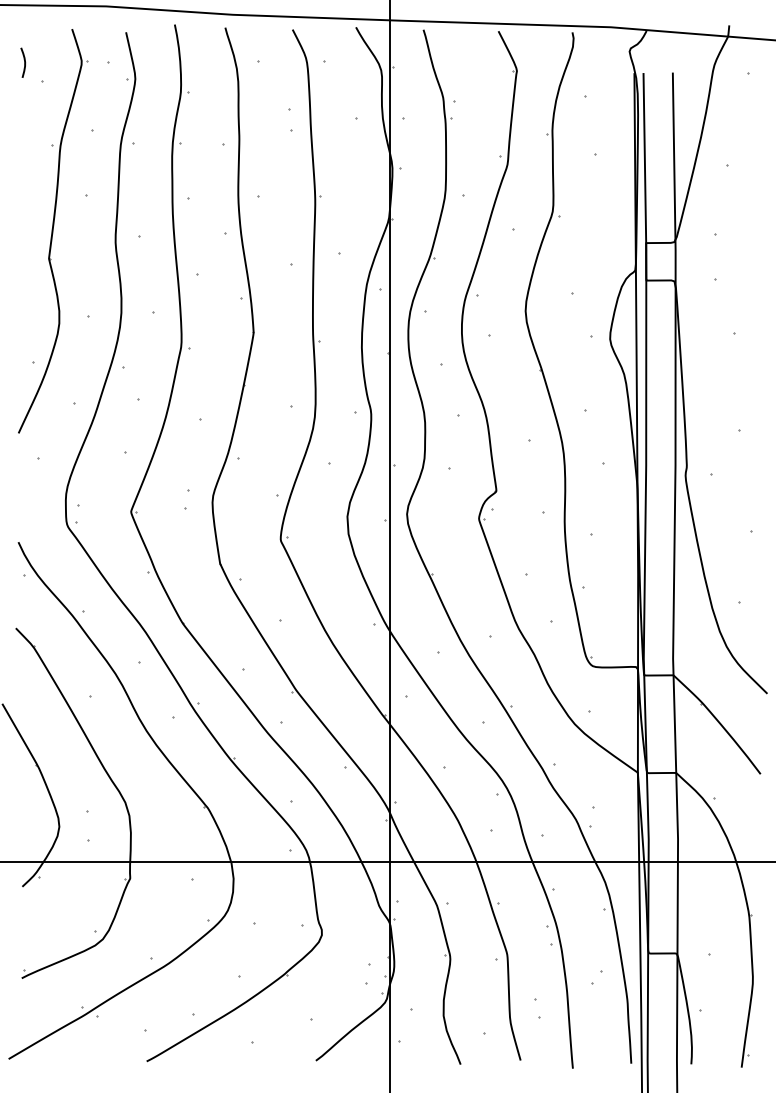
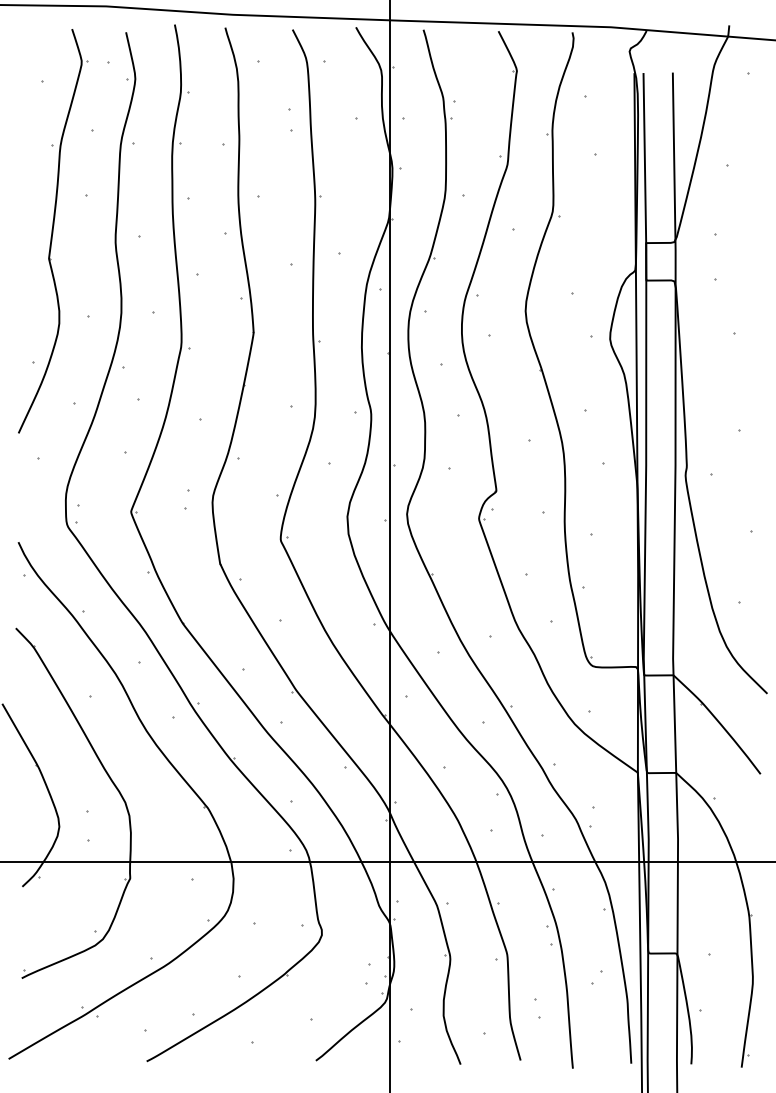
curve: present -> none (24, 62)
